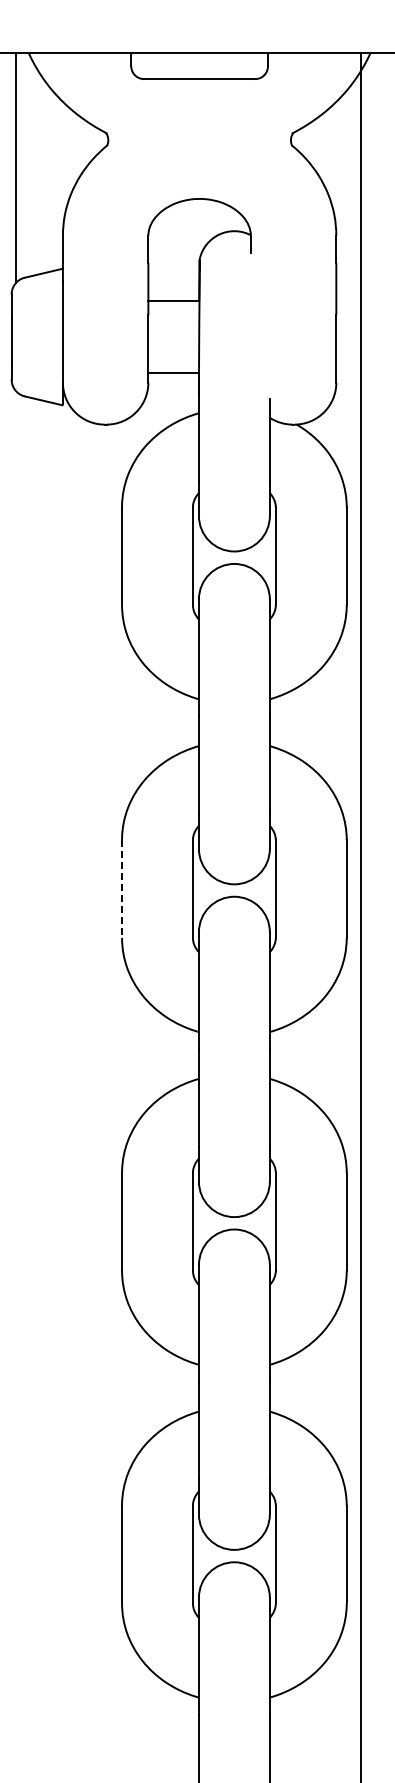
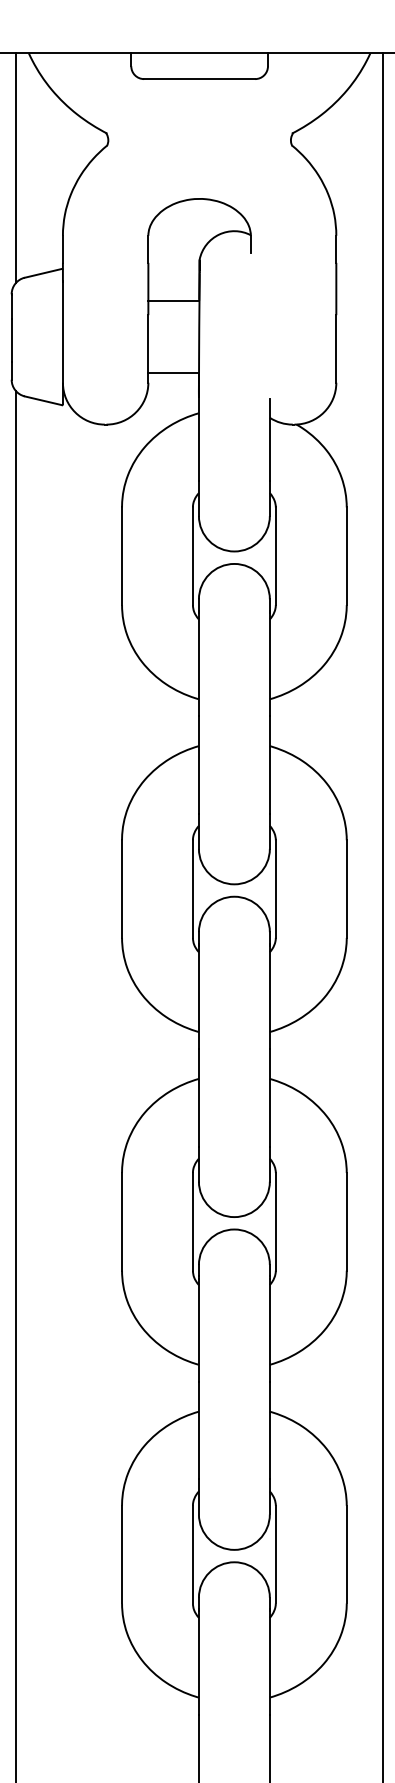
line: dashed -> solid (122, 889)
line position: (361, 916) -> (383, 916) (383, 916)
line: none -> present (15, 1085)
